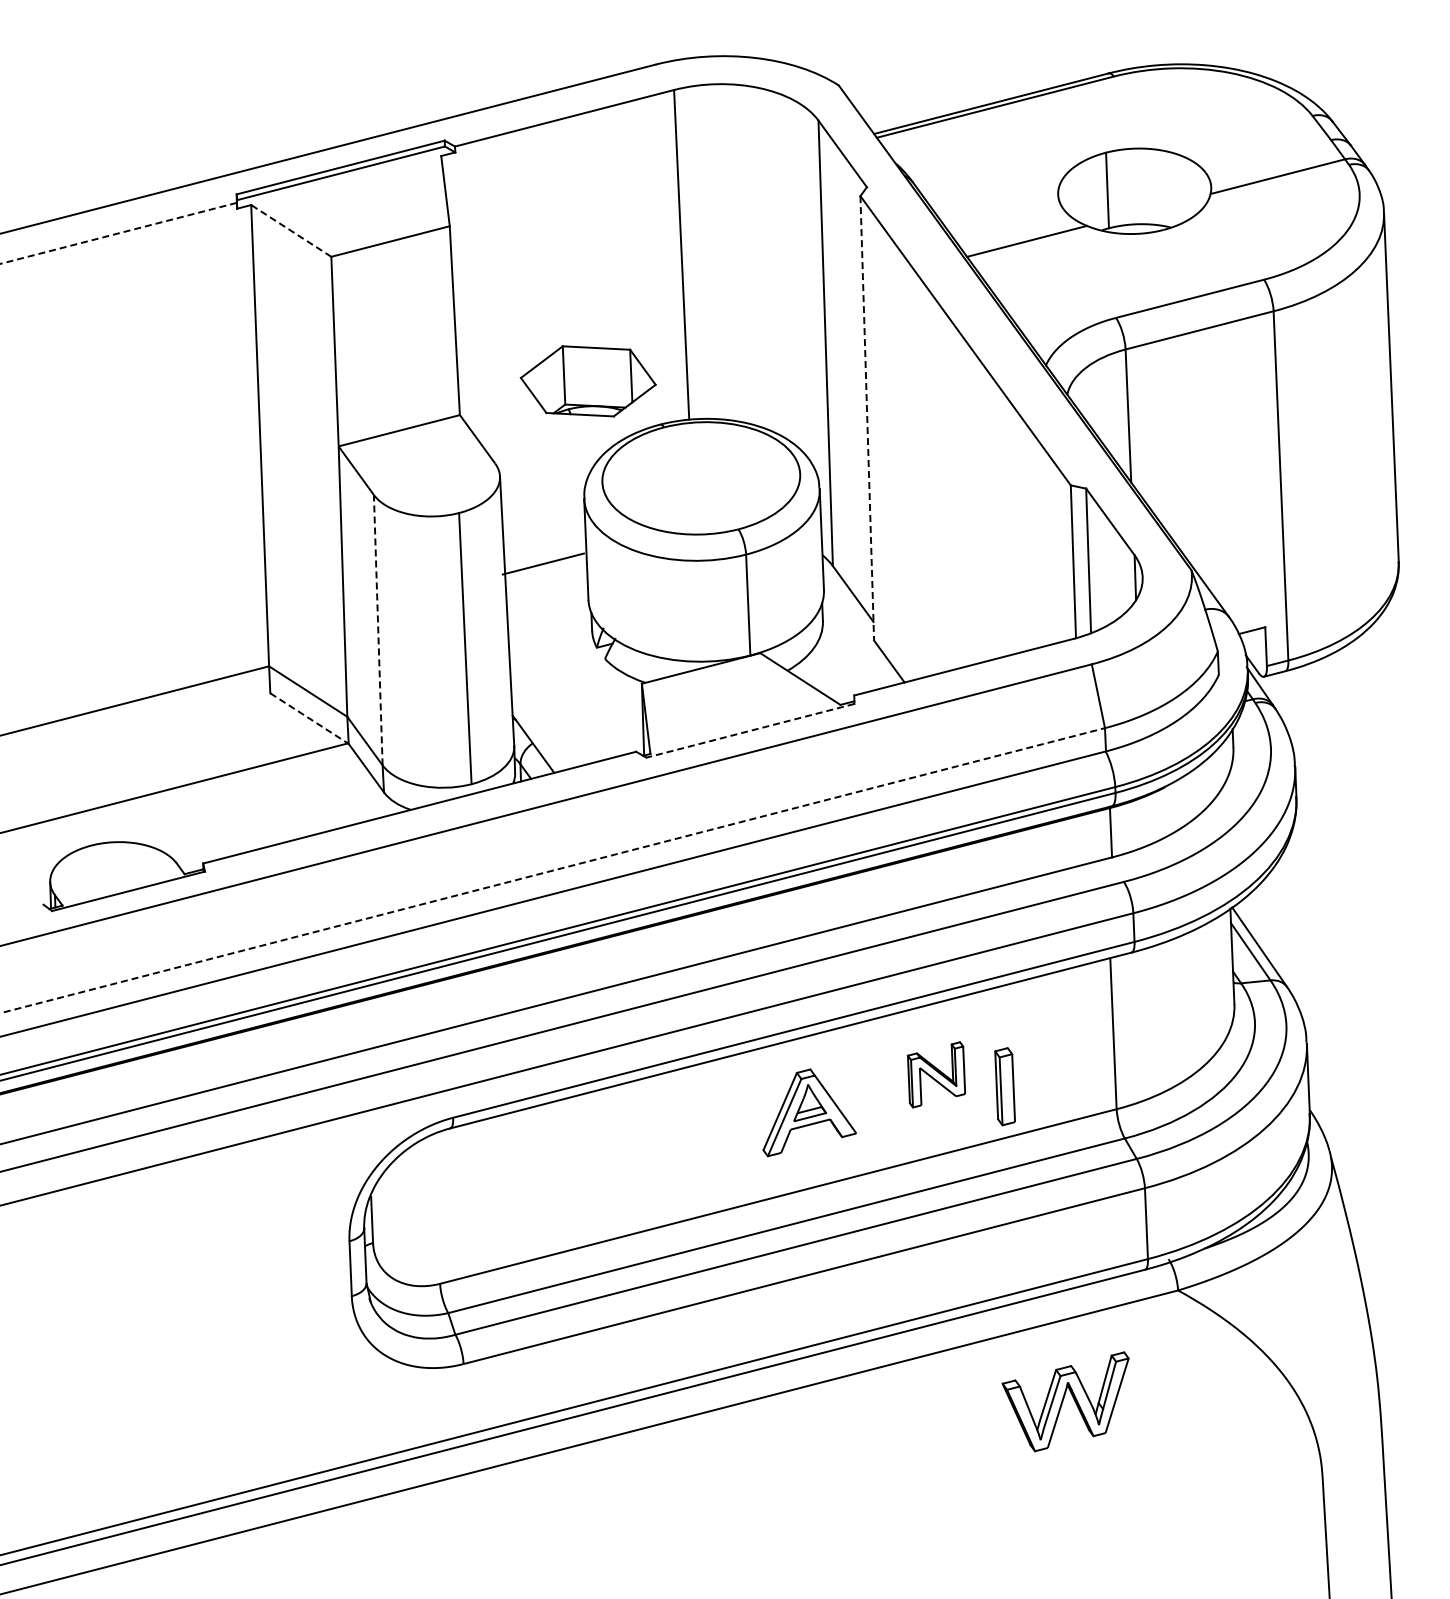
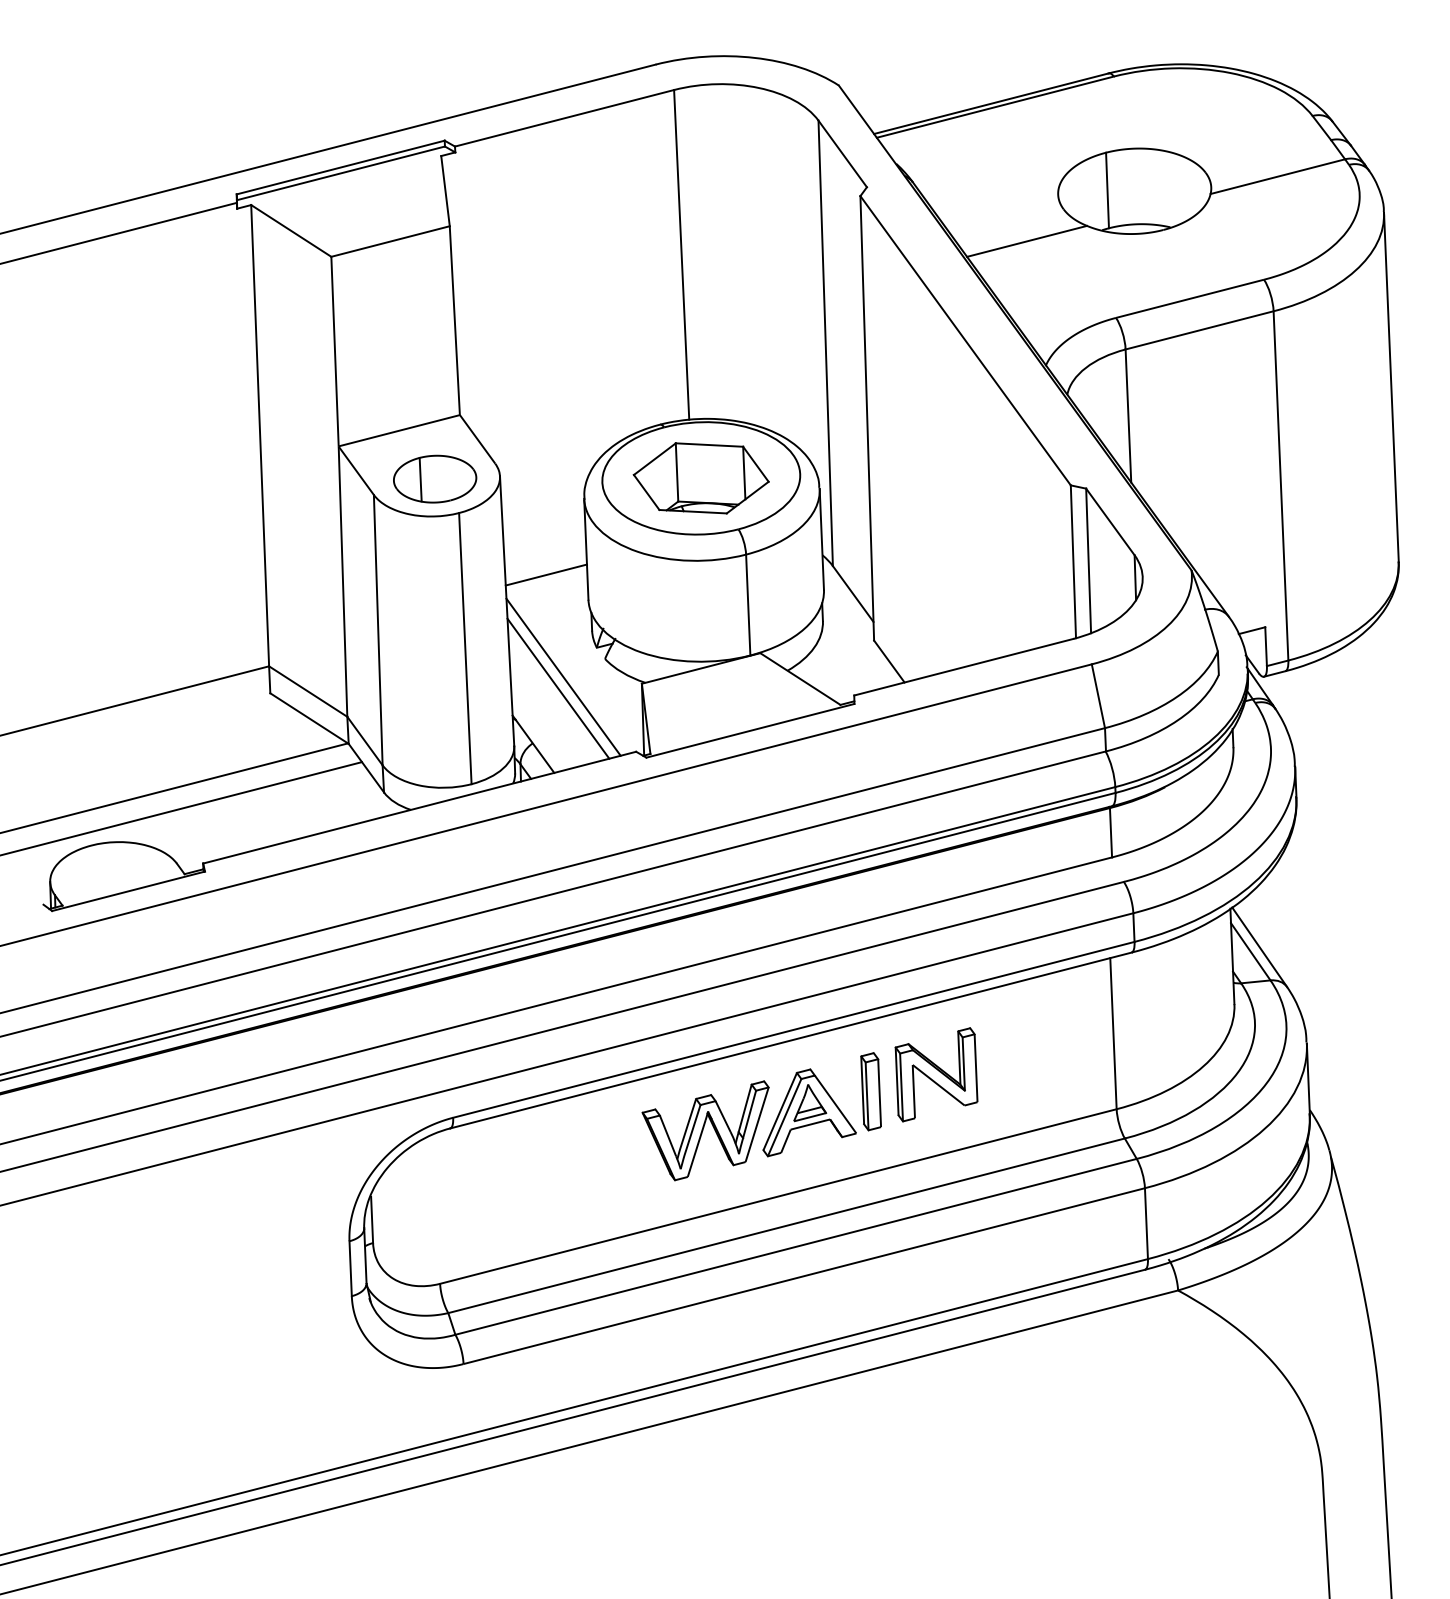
line: dashed -> solid (291, 230)
line: dashed -> solid (118, 233)
part position: (587, 381) -> (700, 478) (700, 478)
line: dashed -> solid (867, 418)
part: none -> present (435, 478)
line position: (542, 563) -> (545, 574) (545, 574)
line: dashed -> solid (378, 629)
line: none -> present (563, 676)
line: none -> present (558, 688)
line: dashed -> solid (309, 718)
line: dashed -> solid (749, 730)
line: none -> present (181, 808)
line: dashed -> solid (553, 870)
part size: 61x68 px -> 85x96 px (936, 1074)
part position: (1004, 1086) -> (870, 1091) (870, 1091)
part position: (1065, 1401) -> (705, 1130) (705, 1130)
